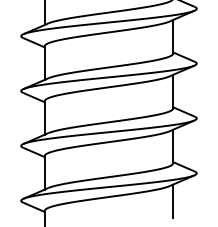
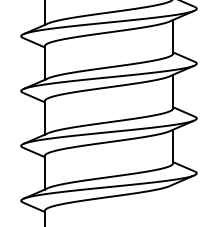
line: present -> none (173, 201)
